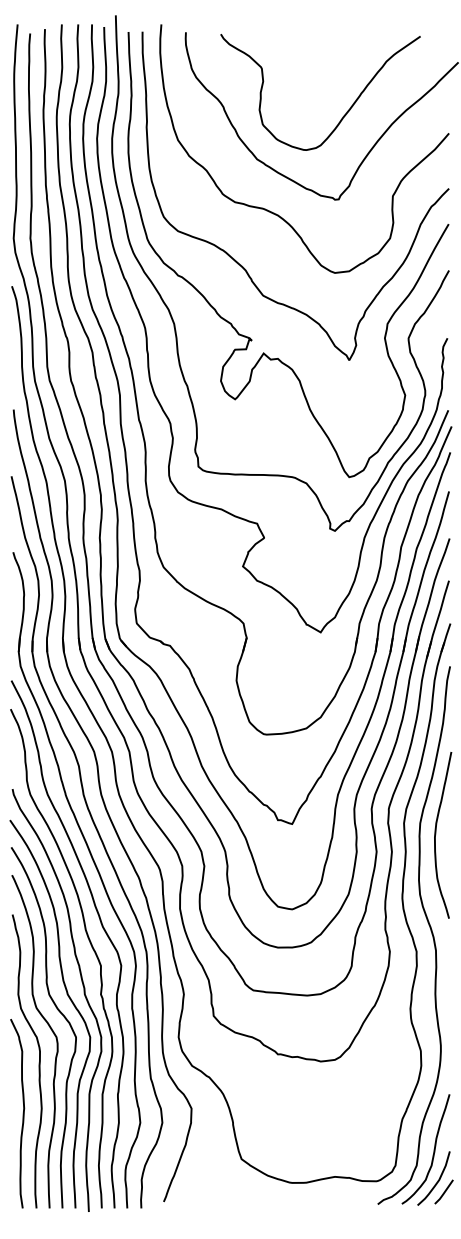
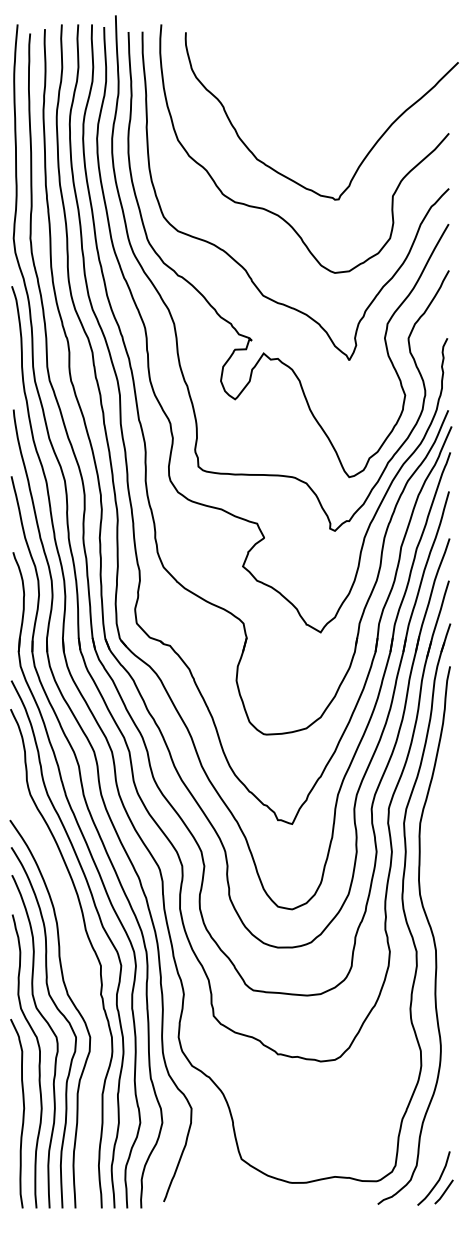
curve: present -> none (346, 111)
curve: present -> none (436, 834)
curve: present -> none (83, 993)
curve: present -> none (433, 1149)
